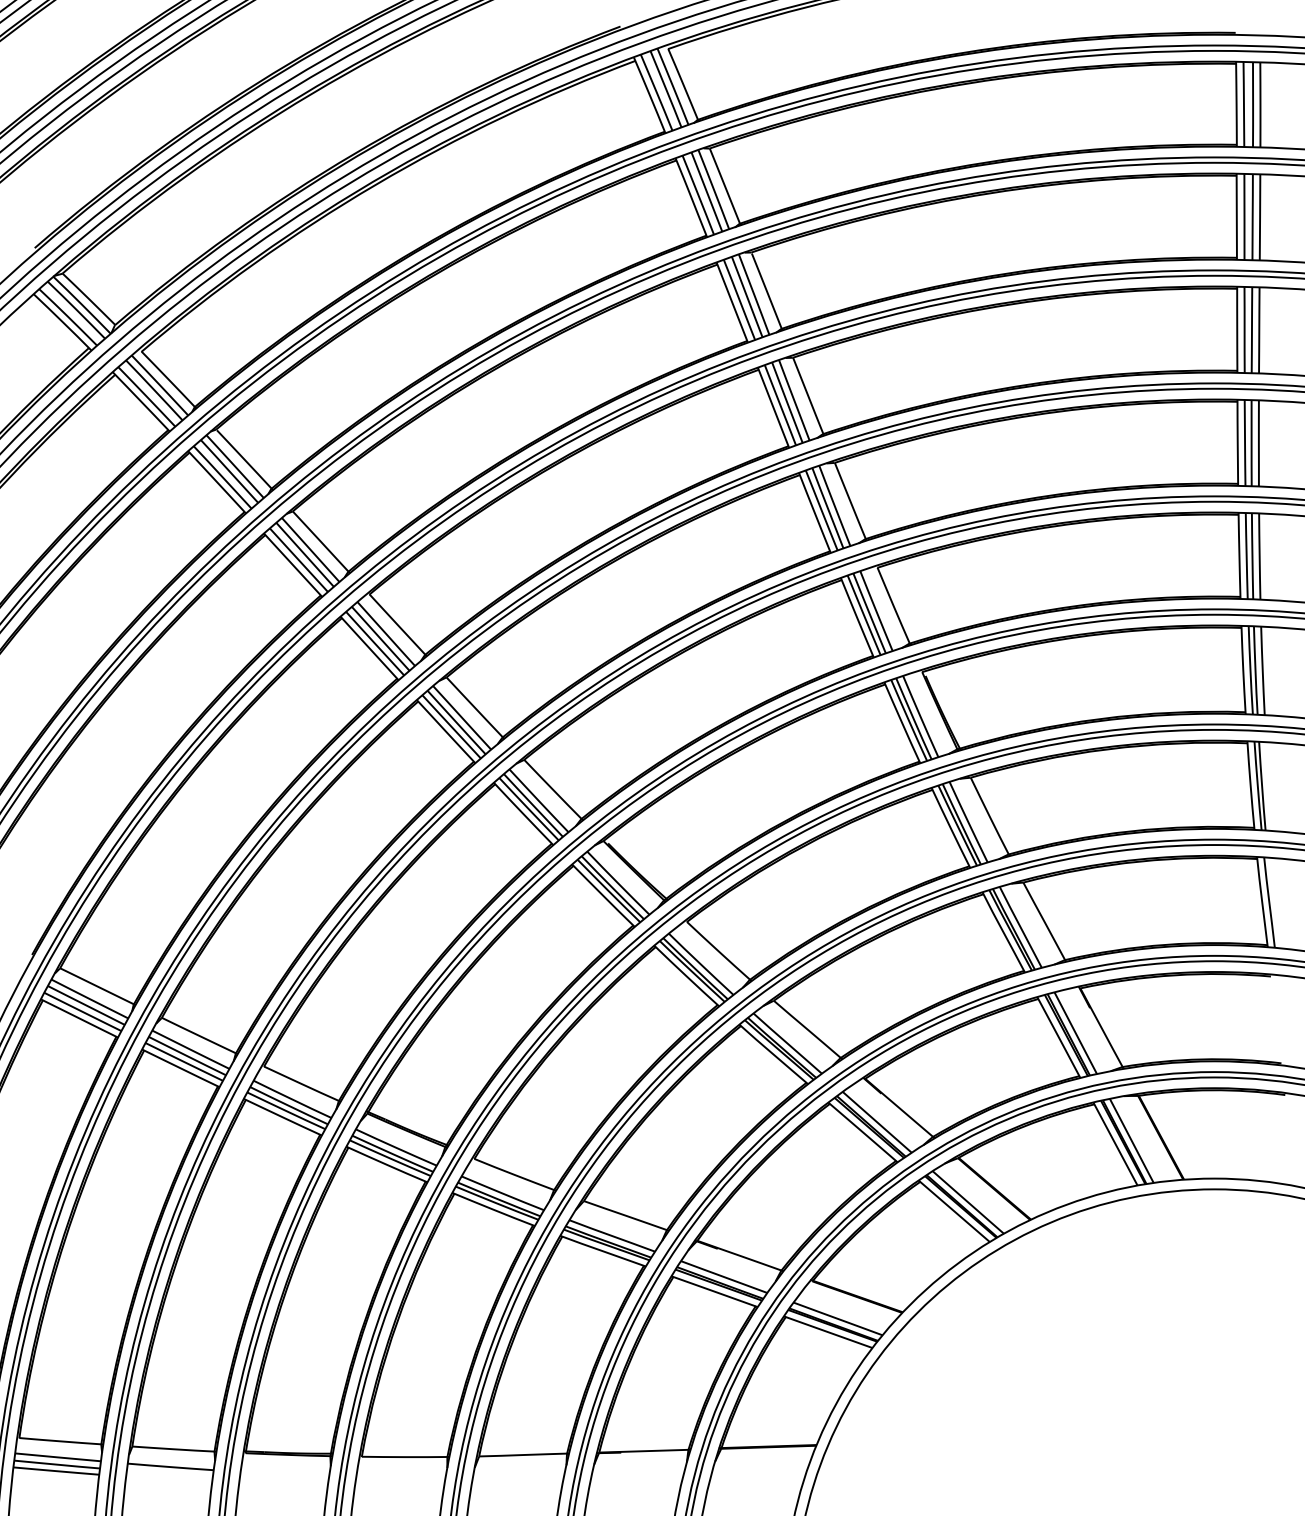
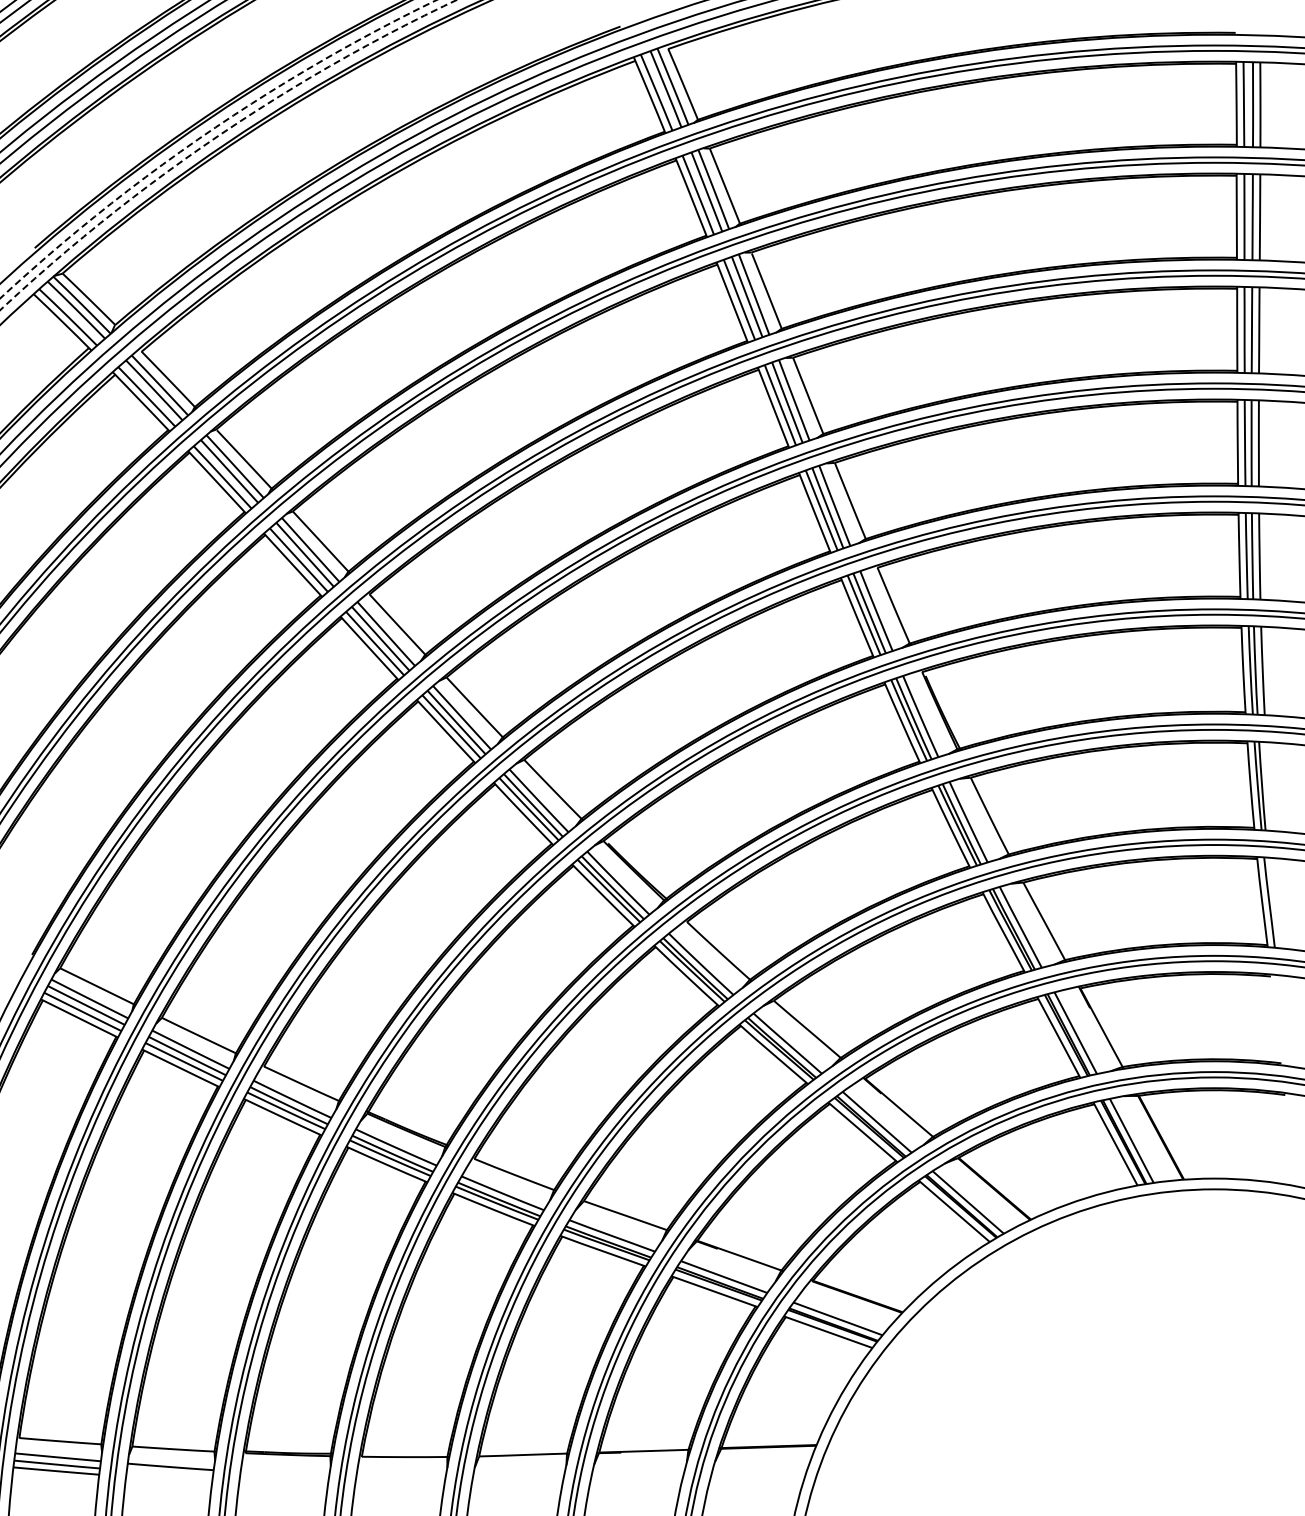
circle: solid -> dashed (218, 149)
circle: solid -> dashed (228, 155)
